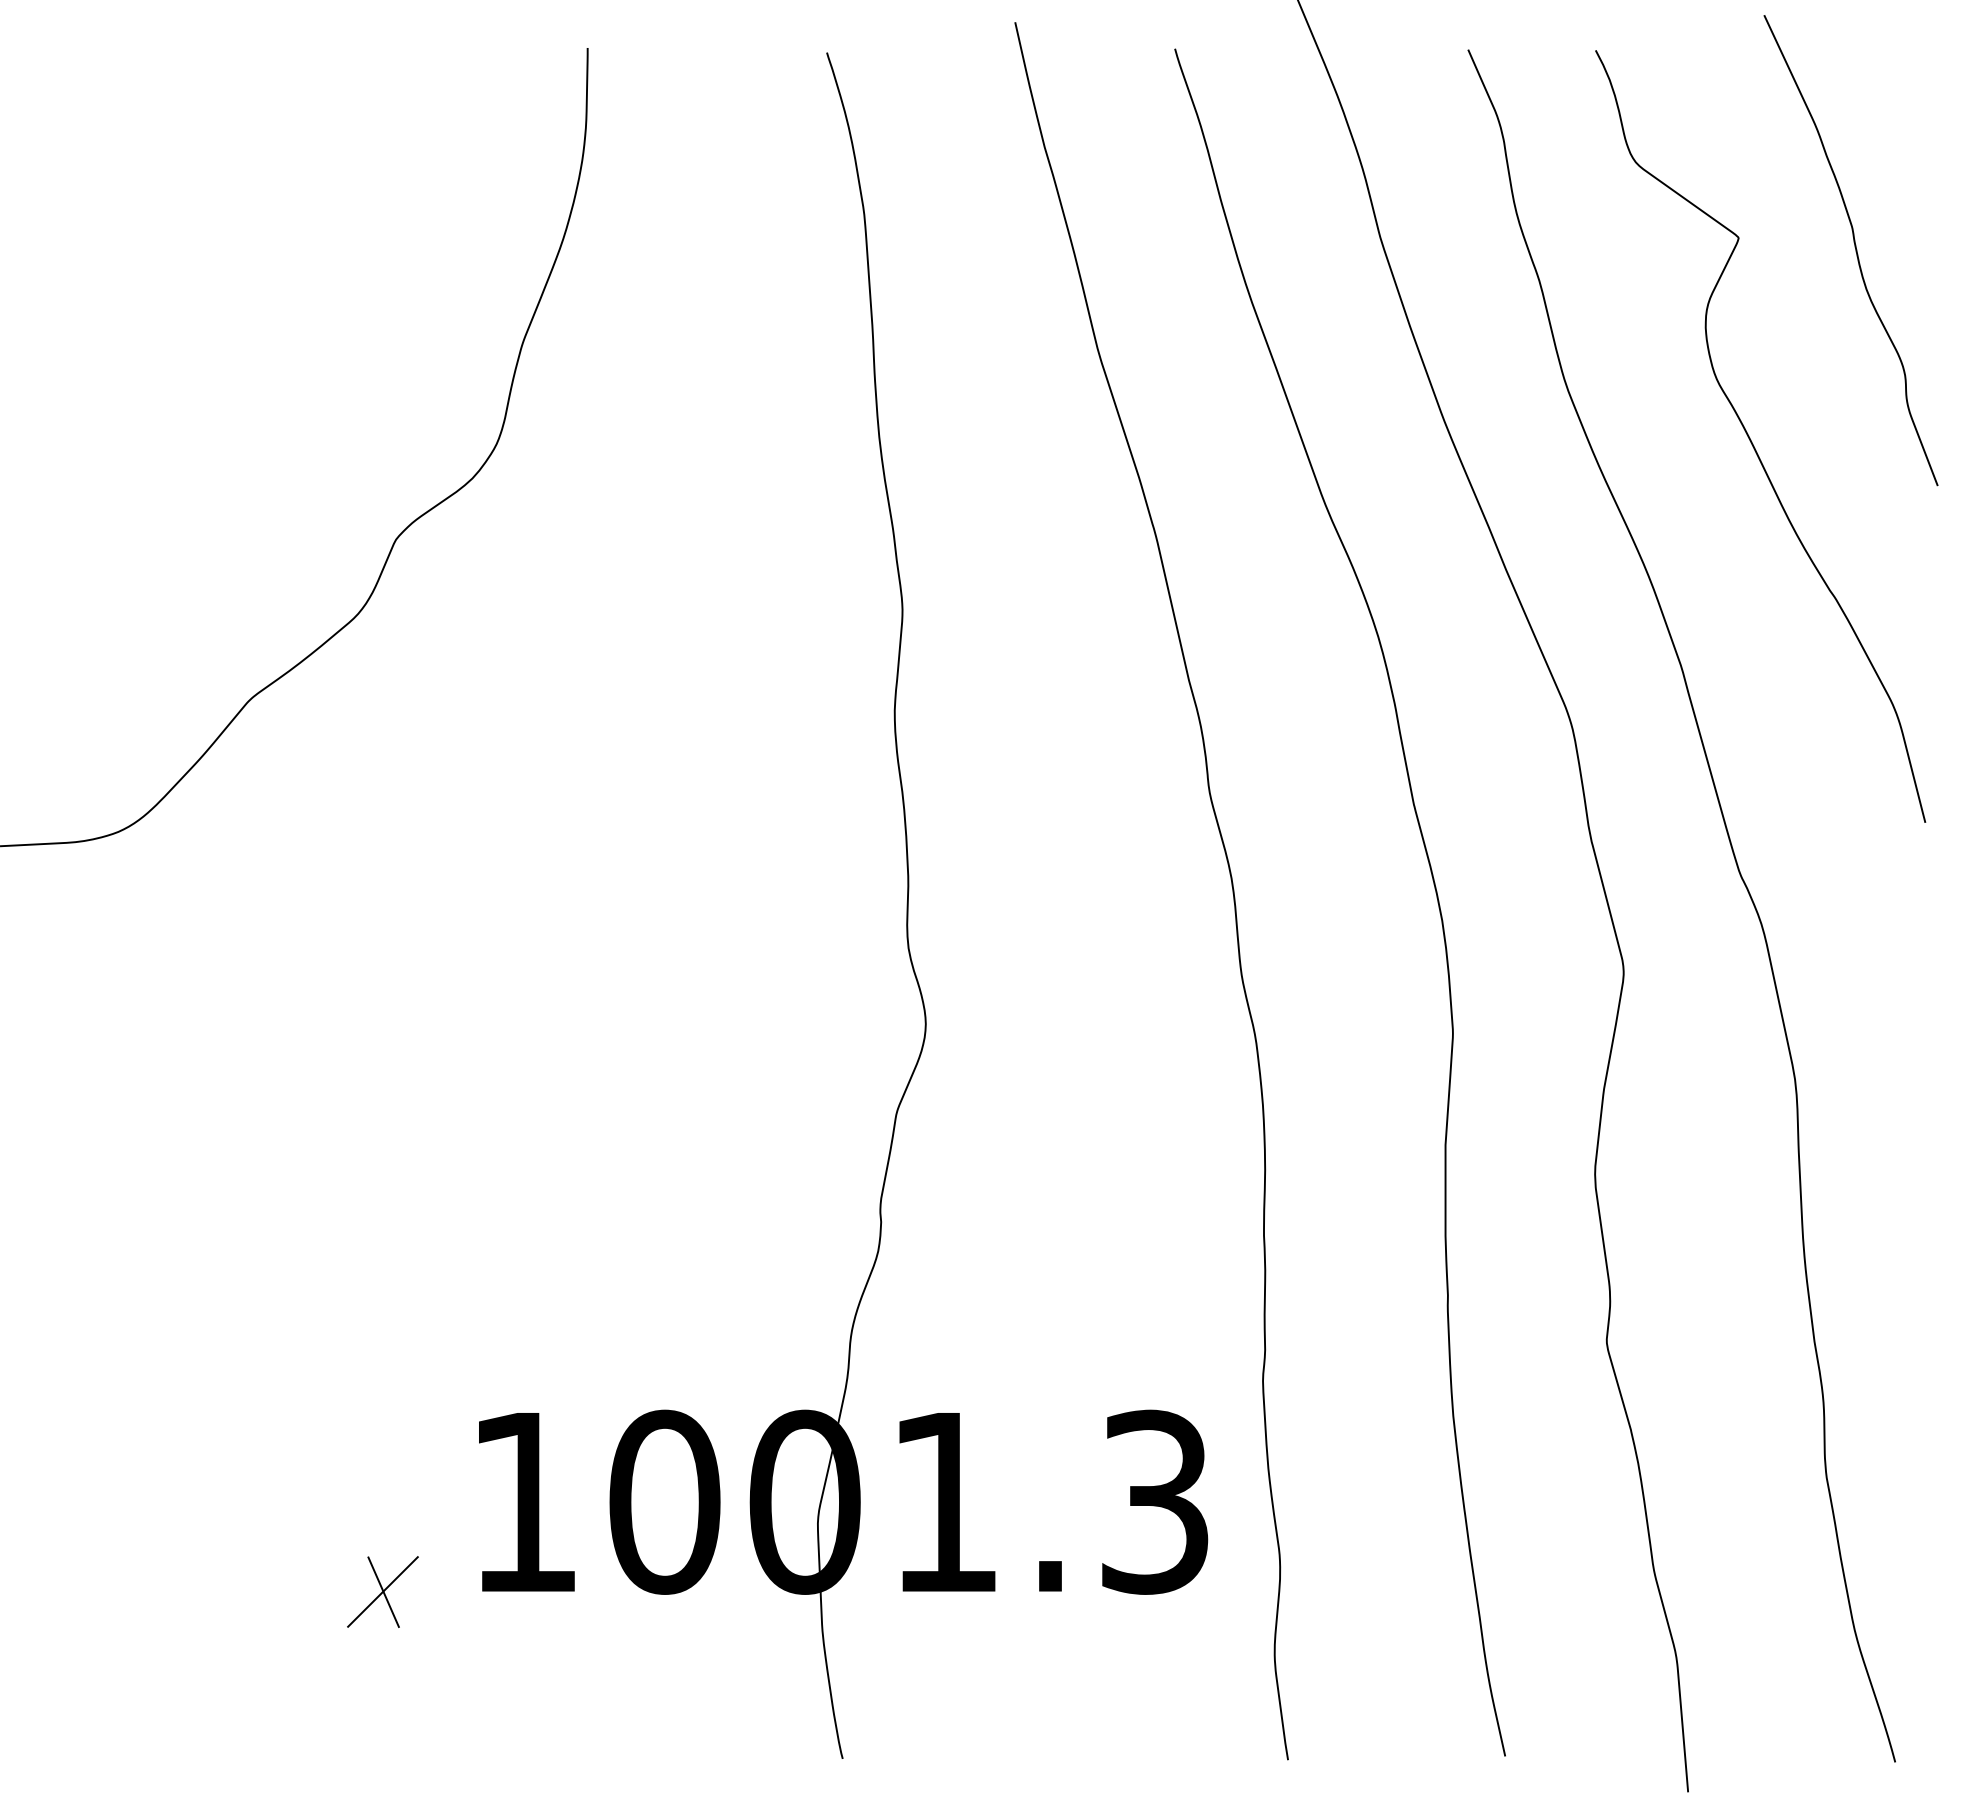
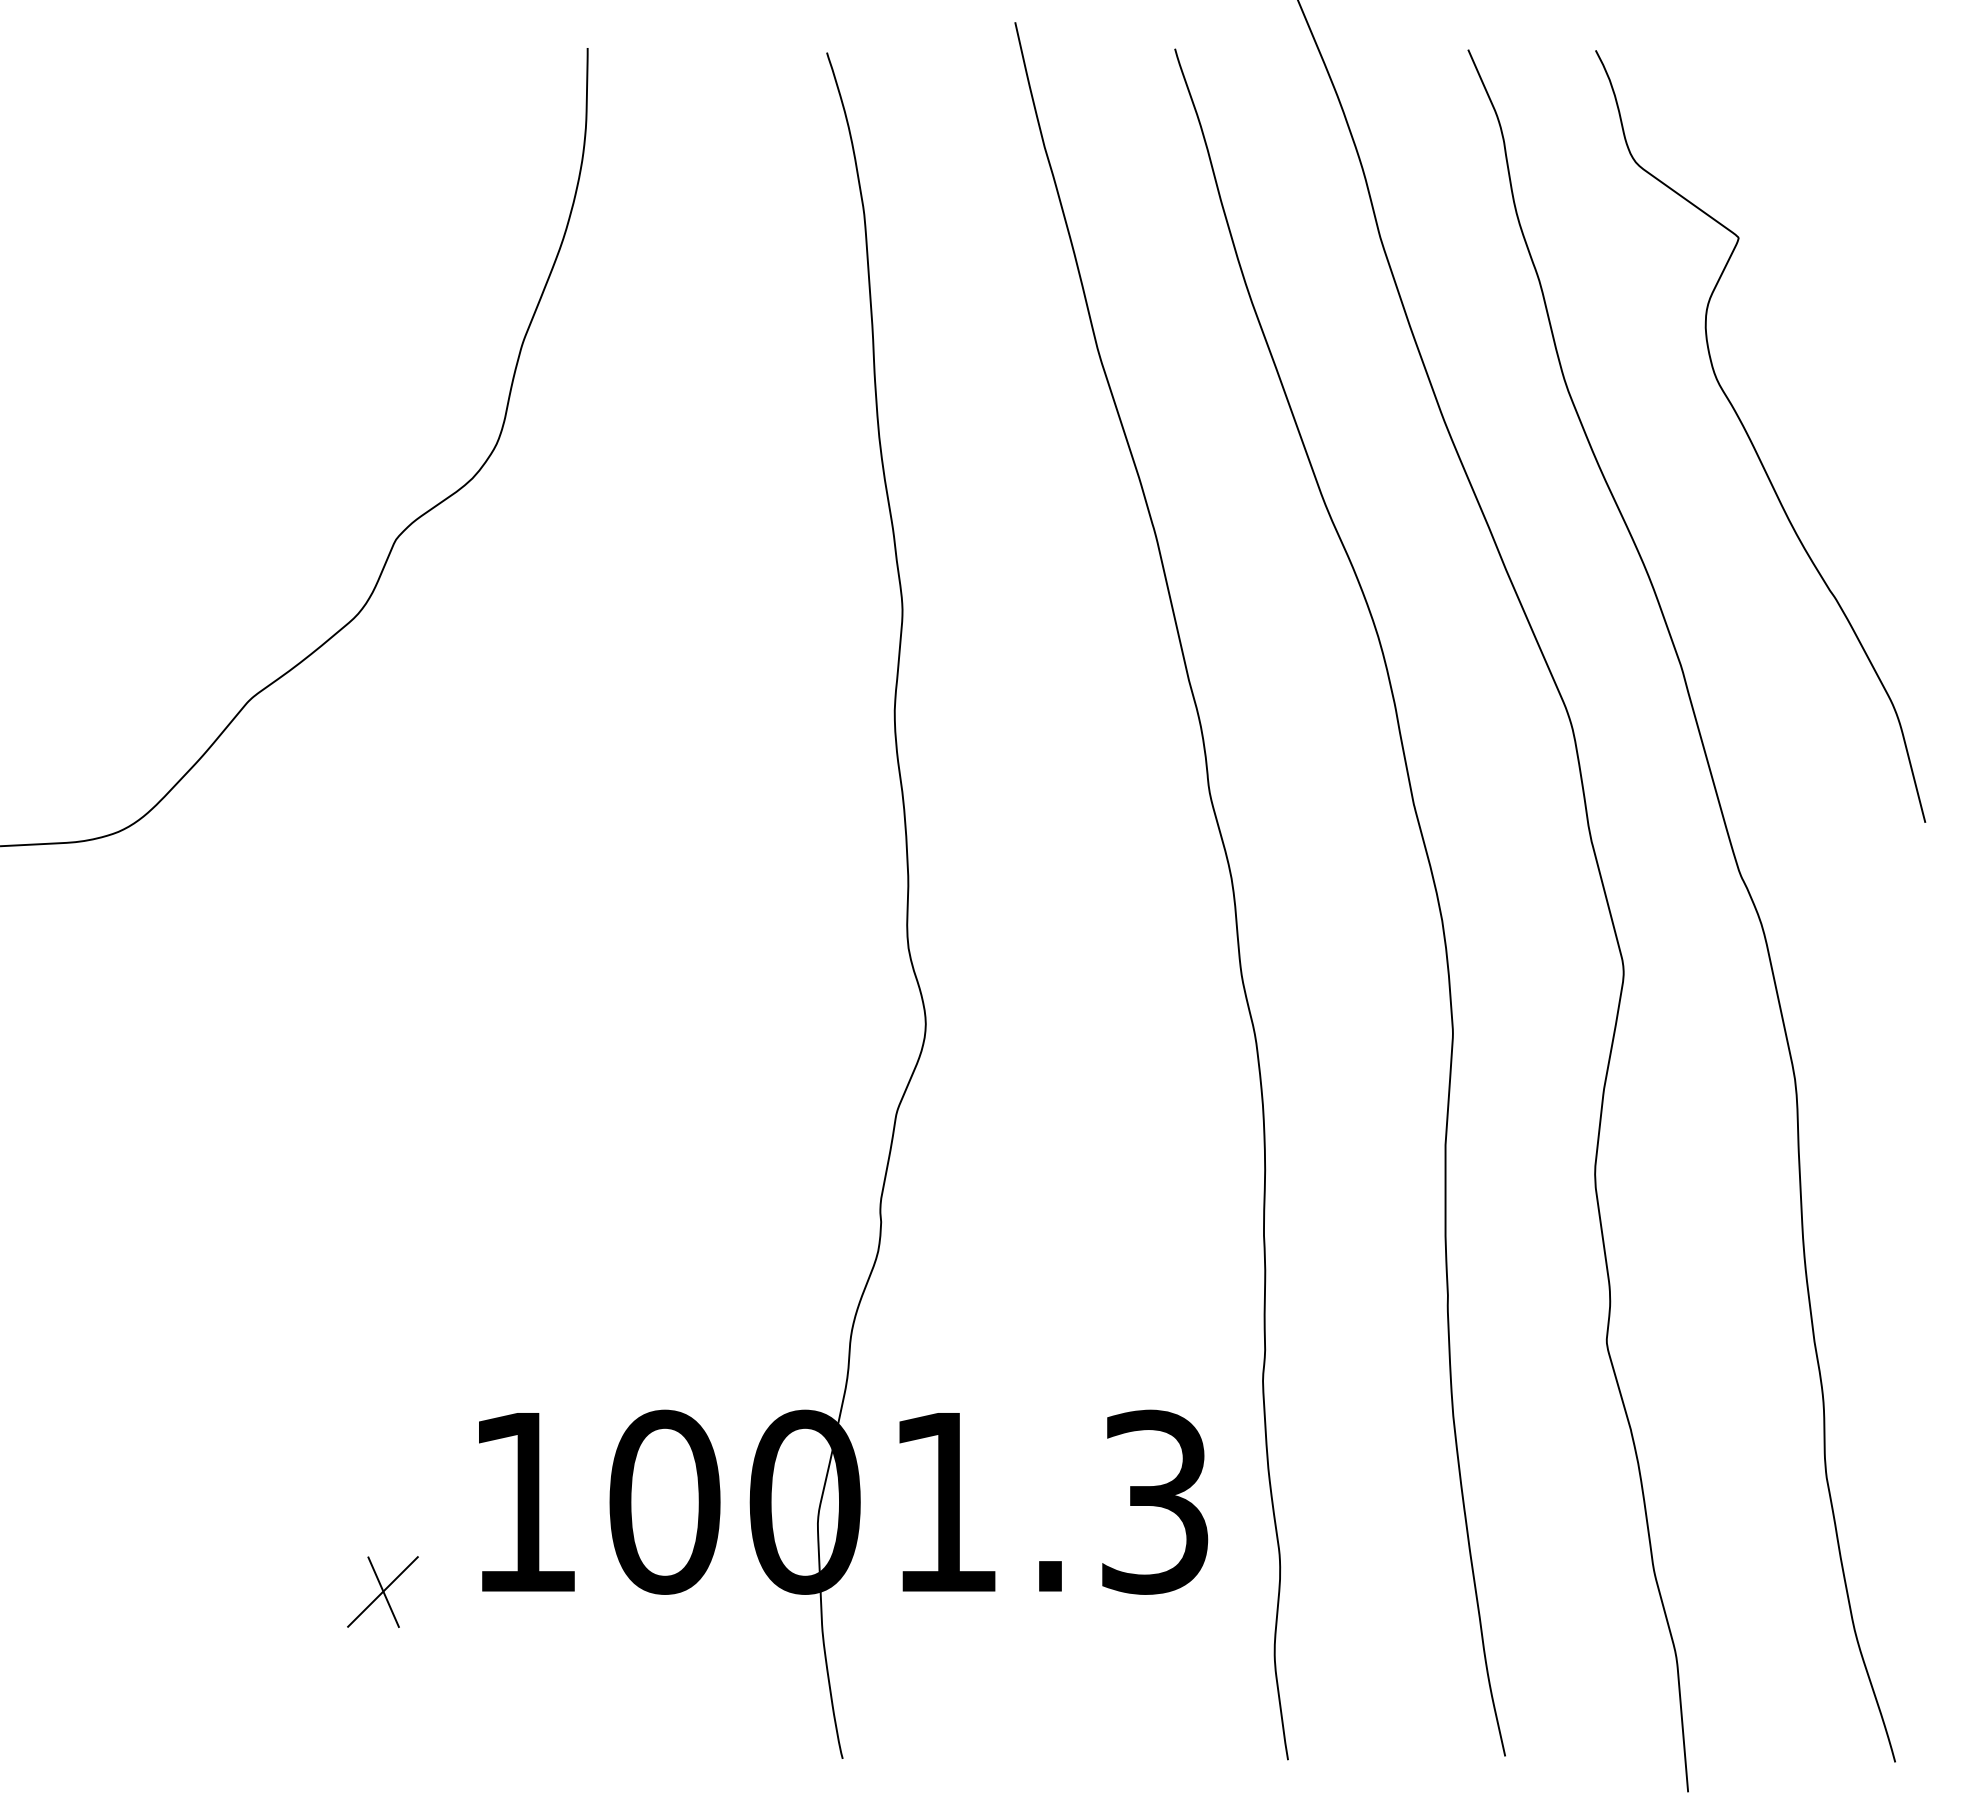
curve: present -> none (1854, 247)
